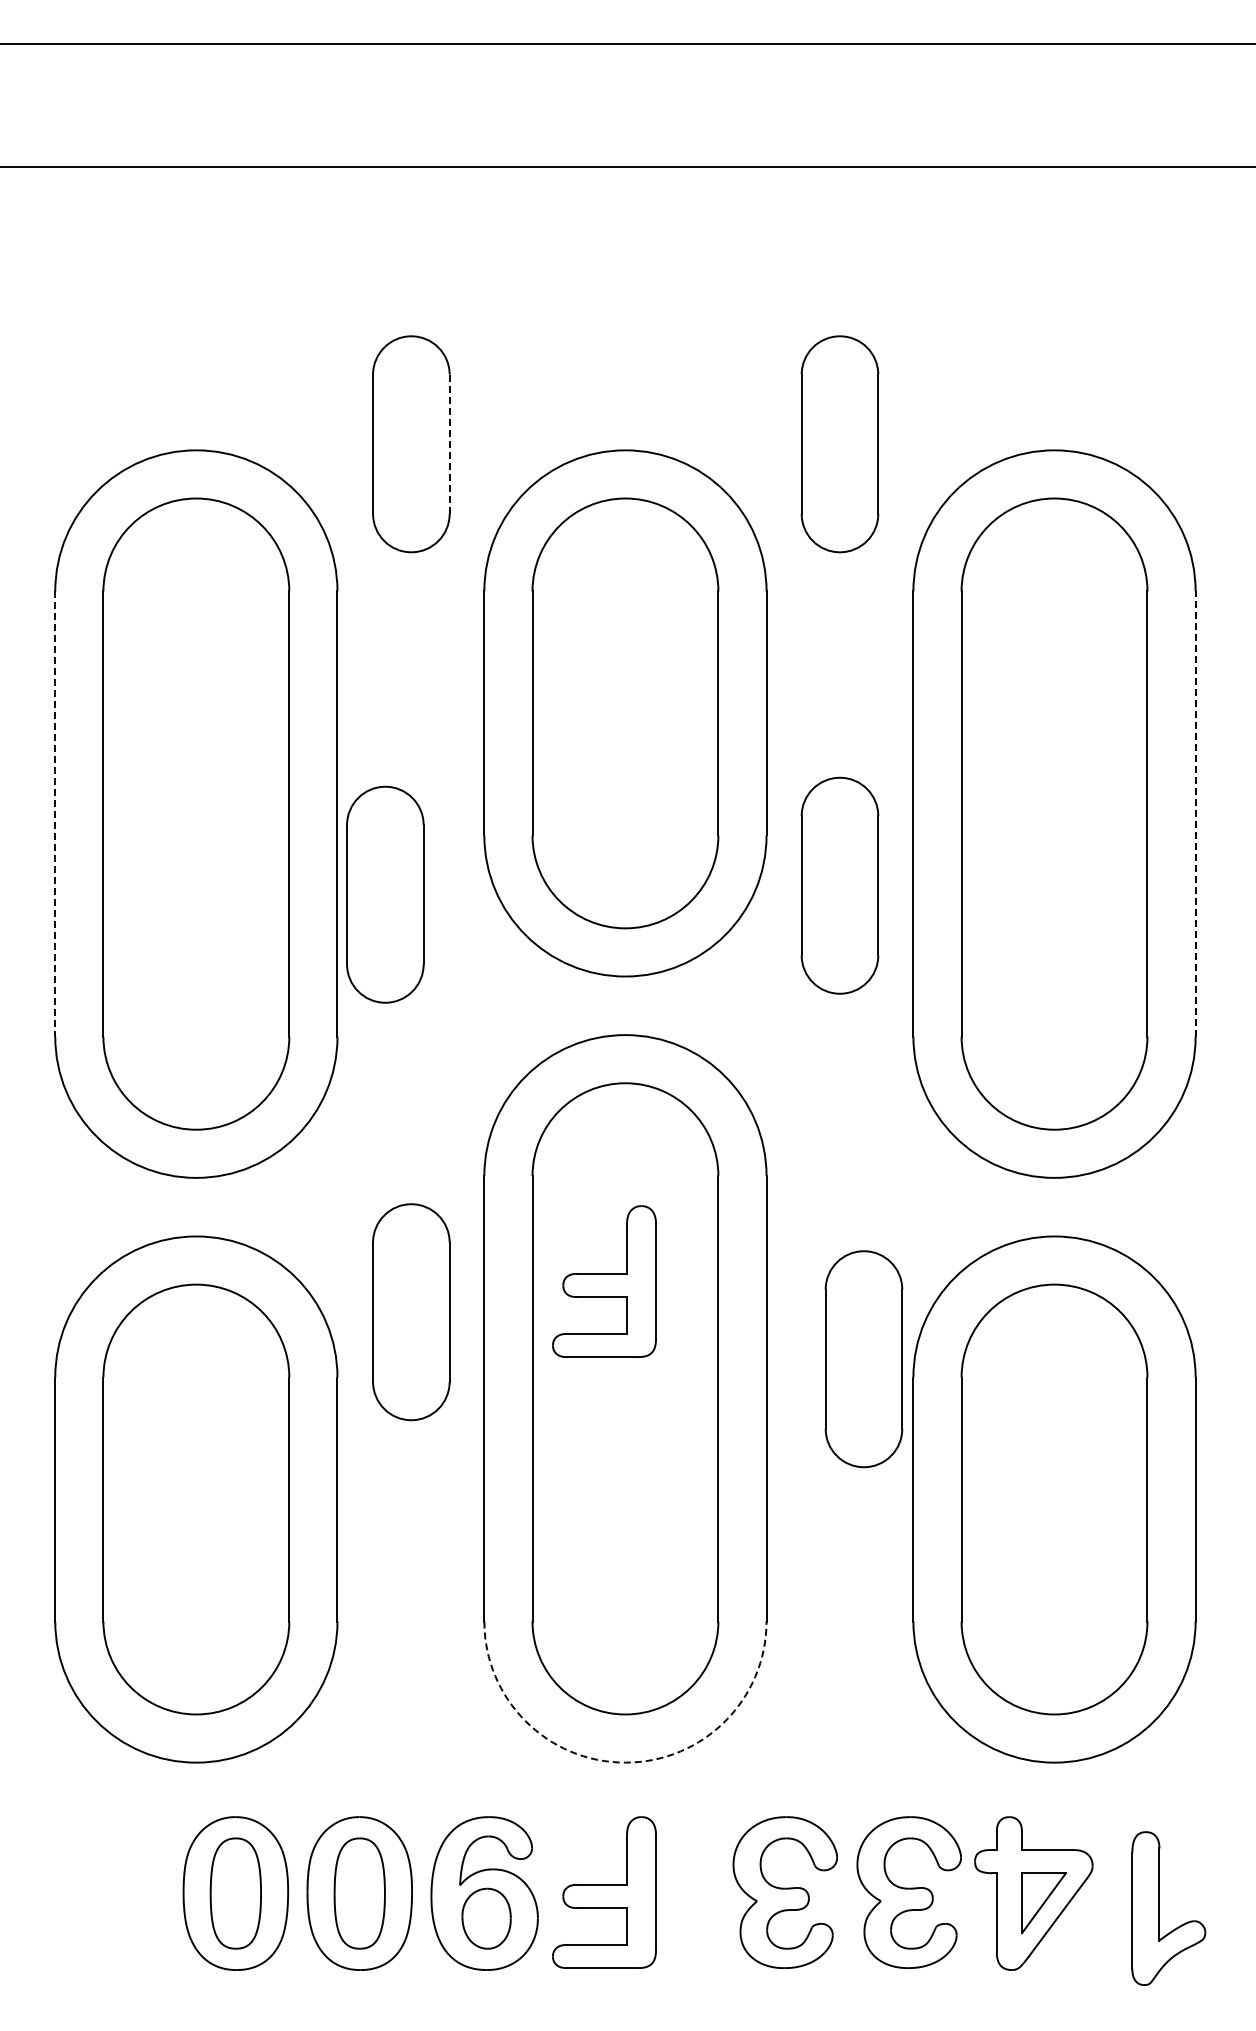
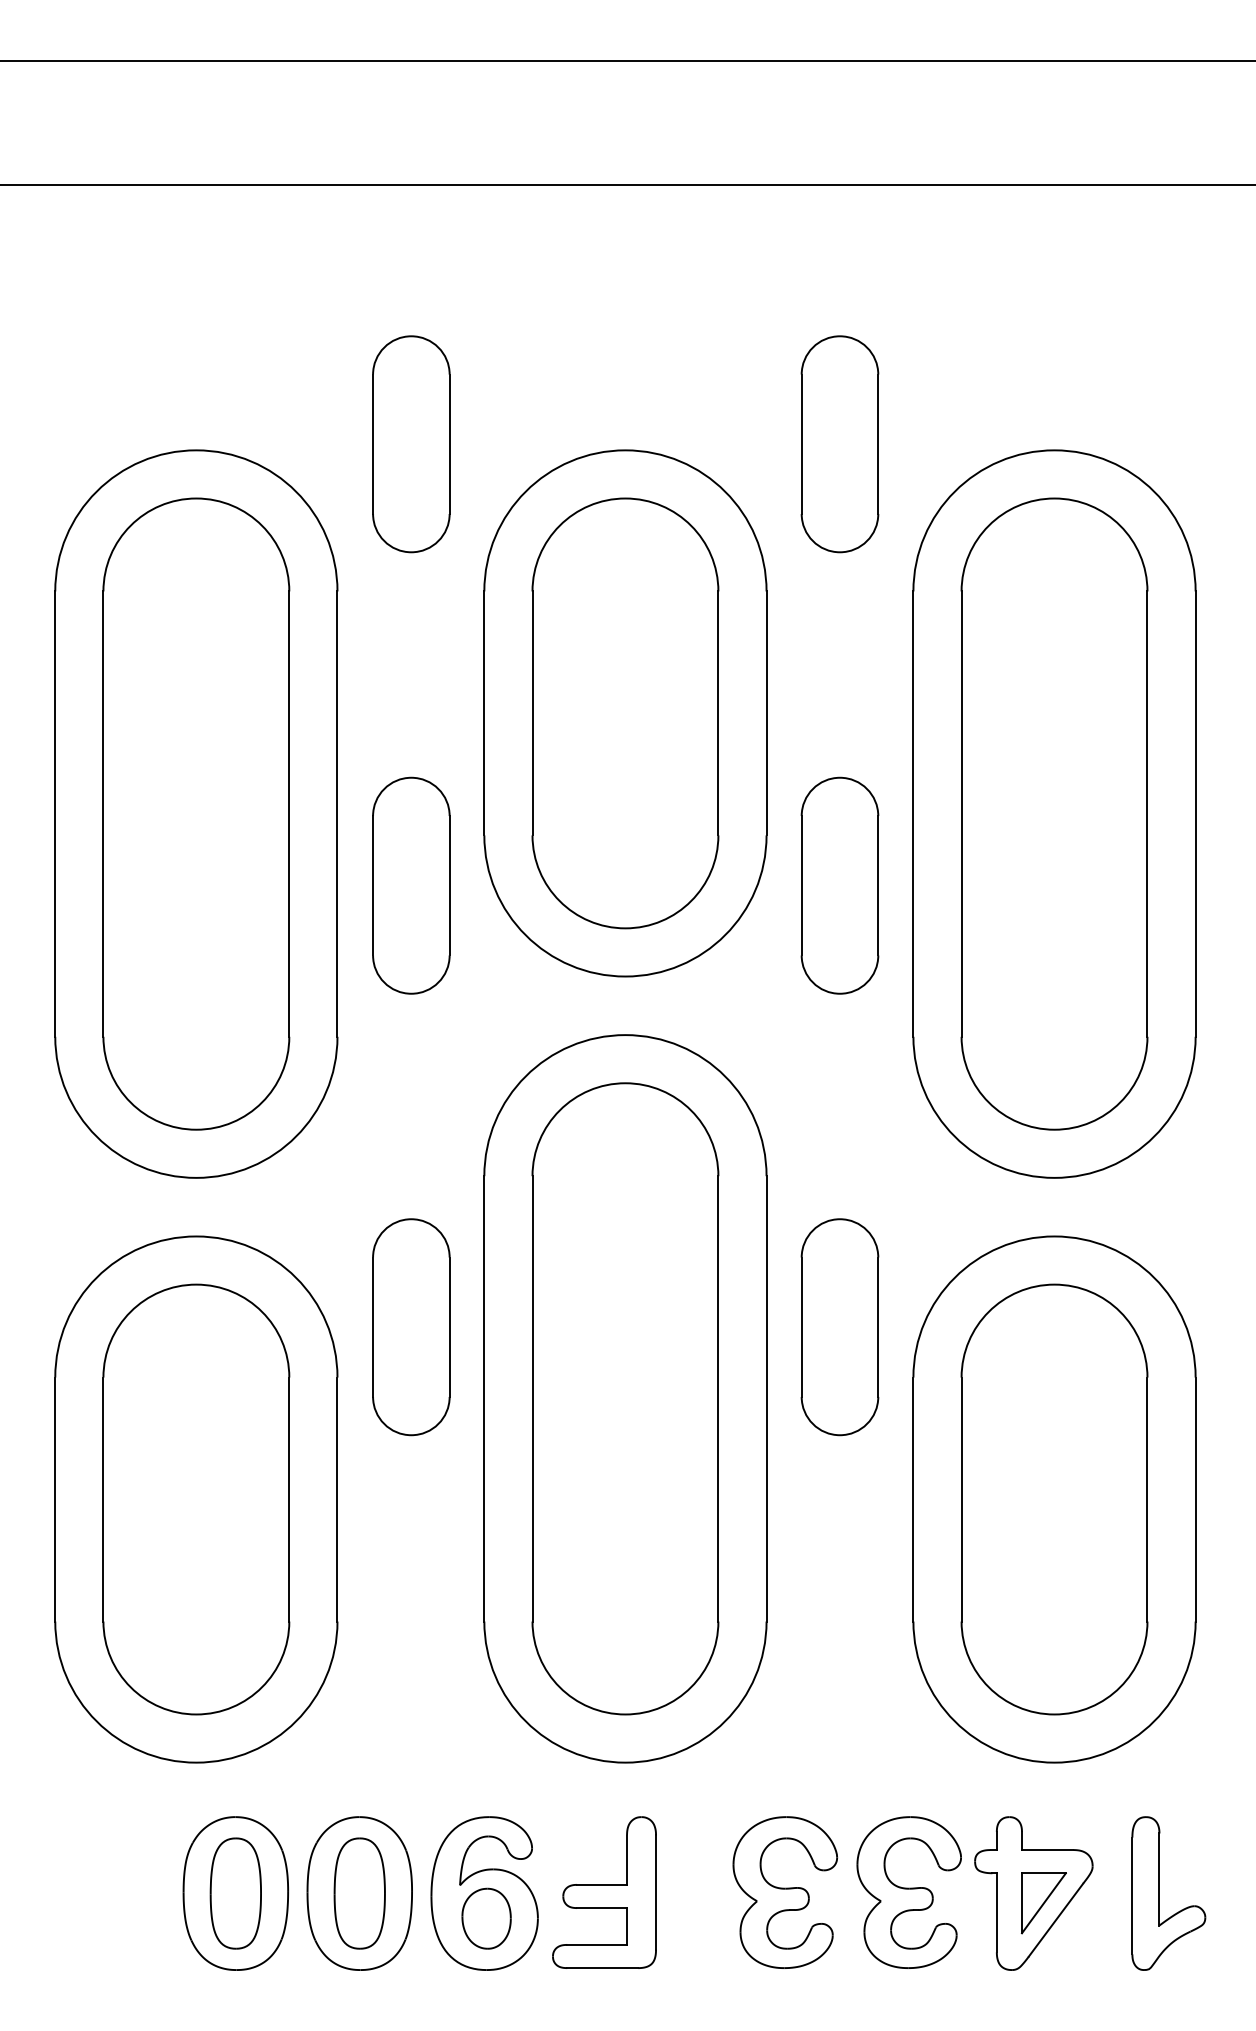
line position: (627, 43) -> (627, 60) (627, 60)
line position: (627, 166) -> (627, 184) (627, 184)
line: dashed -> solid (449, 444)
line: dashed -> solid (55, 814)
line: dashed -> solid (1195, 814)
part position: (385, 894) -> (411, 885) (411, 885)
part: present -> none (604, 1281)
part position: (411, 1312) -> (411, 1327) (411, 1327)
part position: (863, 1359) -> (839, 1327) (839, 1327)
arc: dashed -> solid (625, 1762)
part position: (1159, 1908) -> (1159, 1893) (1159, 1893)
